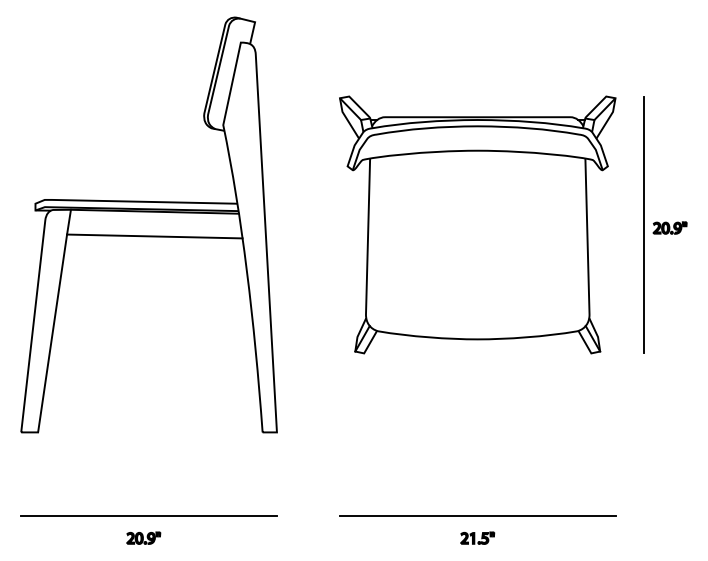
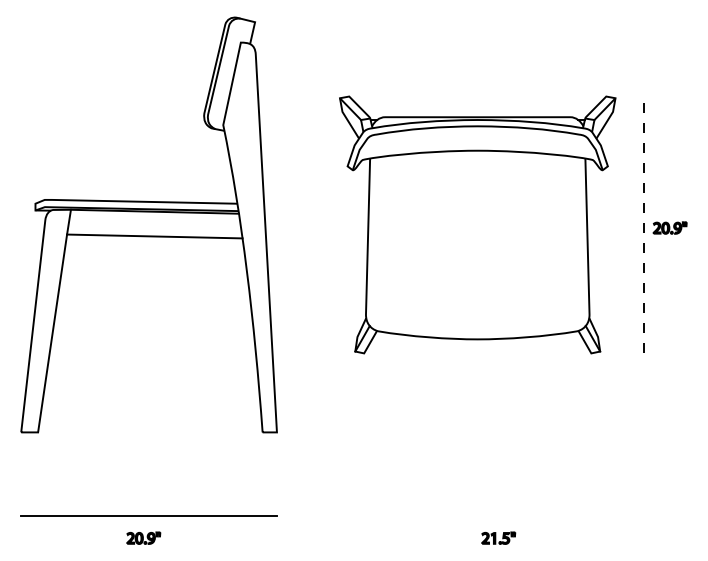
line: solid -> dashed (644, 224)
line: present -> none (477, 516)
part position: (477, 537) -> (498, 537) (498, 537)
